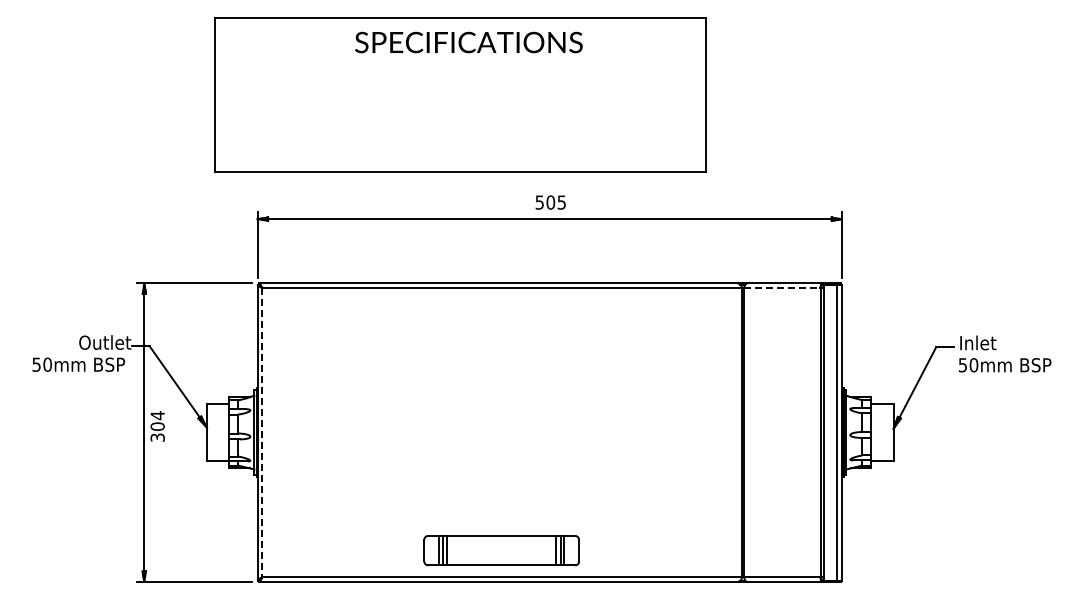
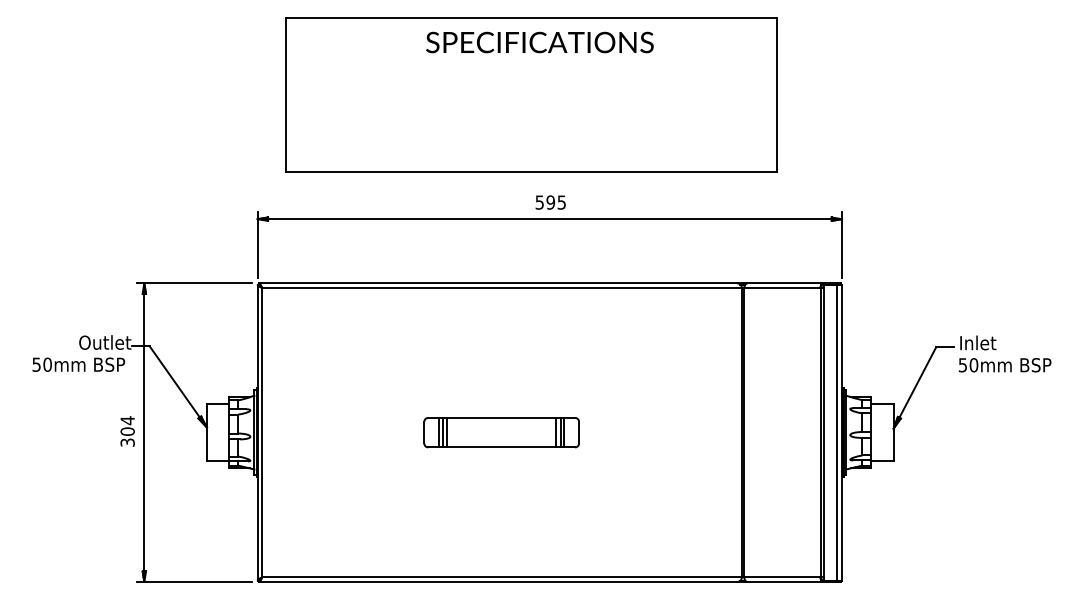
part position: (460, 94) -> (531, 94) (531, 94)
text: 505 -> 595 (550, 202)
line: dashed -> solid (782, 288)
text position: (157, 426) -> (127, 431) (127, 431)
line: dashed -> solid (262, 432)
part position: (501, 550) -> (501, 432) (501, 432)
